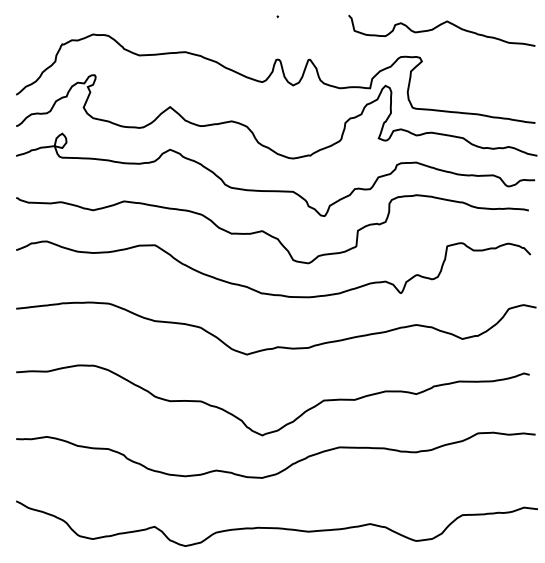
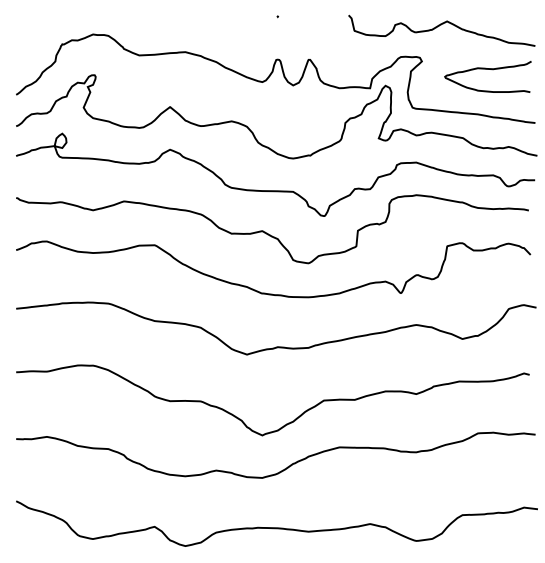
curve: none -> present (487, 69)
